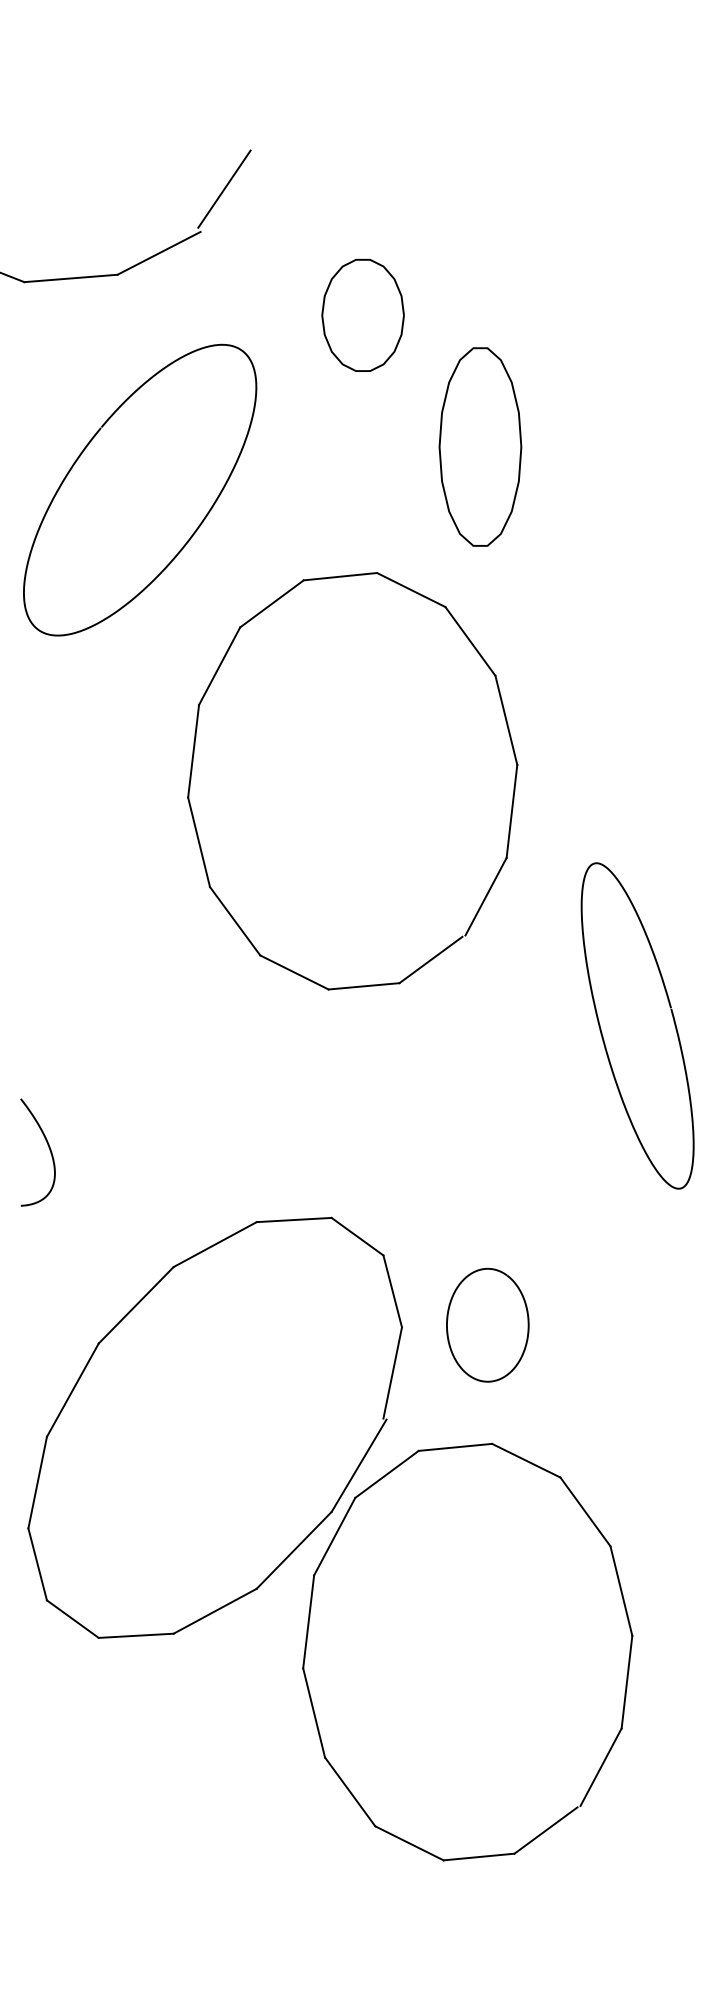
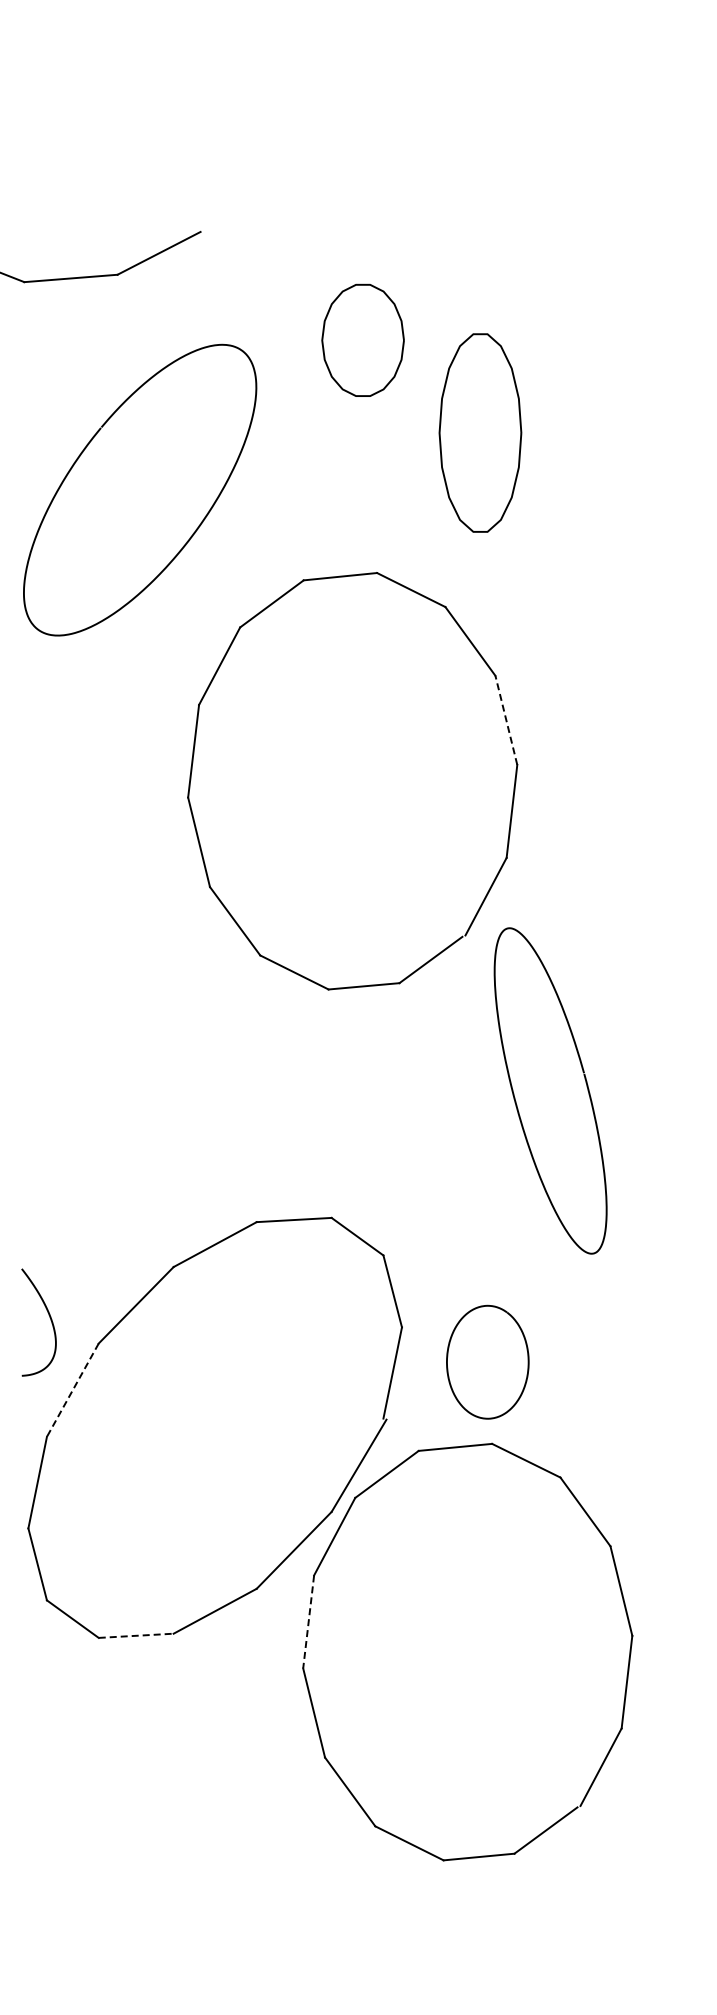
line: present -> none (224, 188)
part position: (362, 314) -> (362, 339) (362, 339)
part position: (480, 446) -> (480, 432) (480, 432)
line: solid -> dashed (506, 720)
curve position: (672, 1018) -> (585, 1083) (585, 1083)
curve position: (48, 1147) -> (49, 1317) (49, 1317)
curve position: (448, 1319) -> (448, 1356) (448, 1356)
line: solid -> dashed (72, 1390)
line: solid -> dashed (308, 1621)
line: solid -> dashed (136, 1635)
